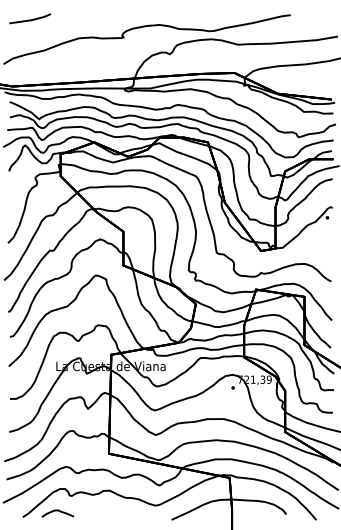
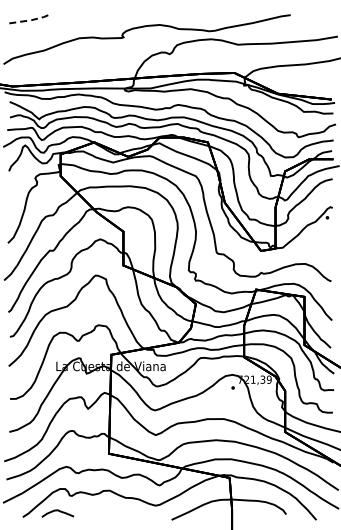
line: solid -> dashed (31, 20)
